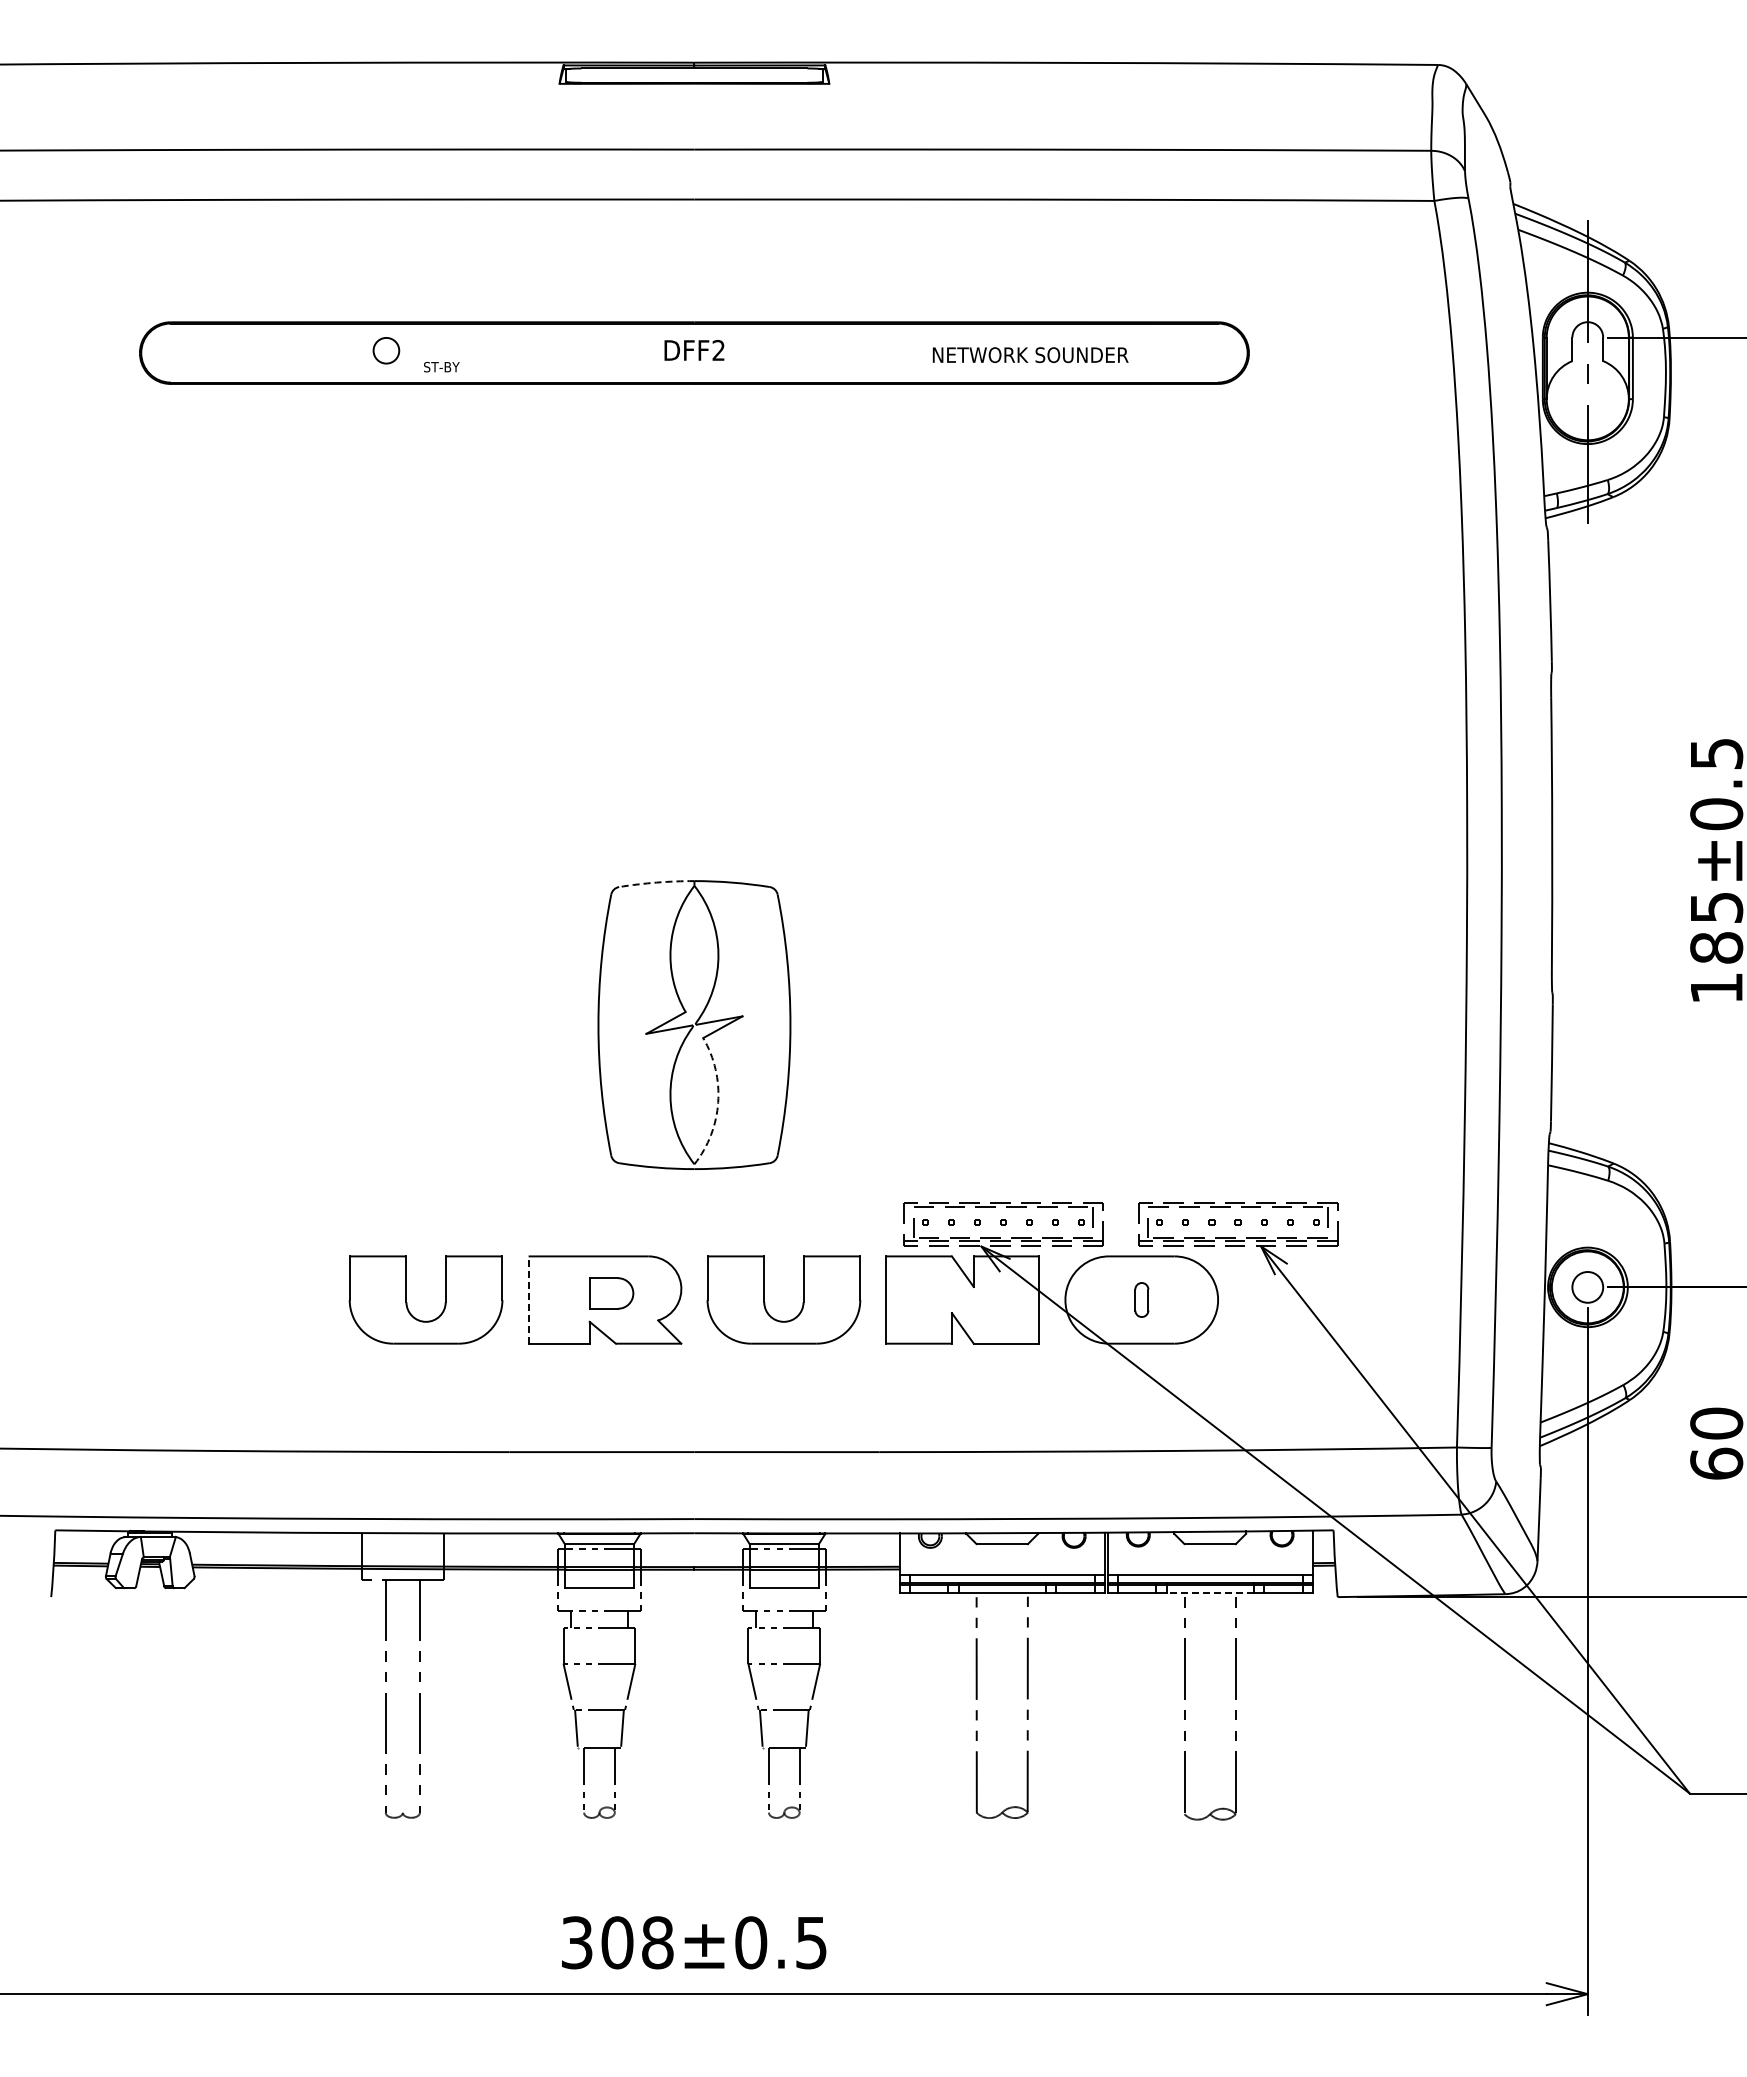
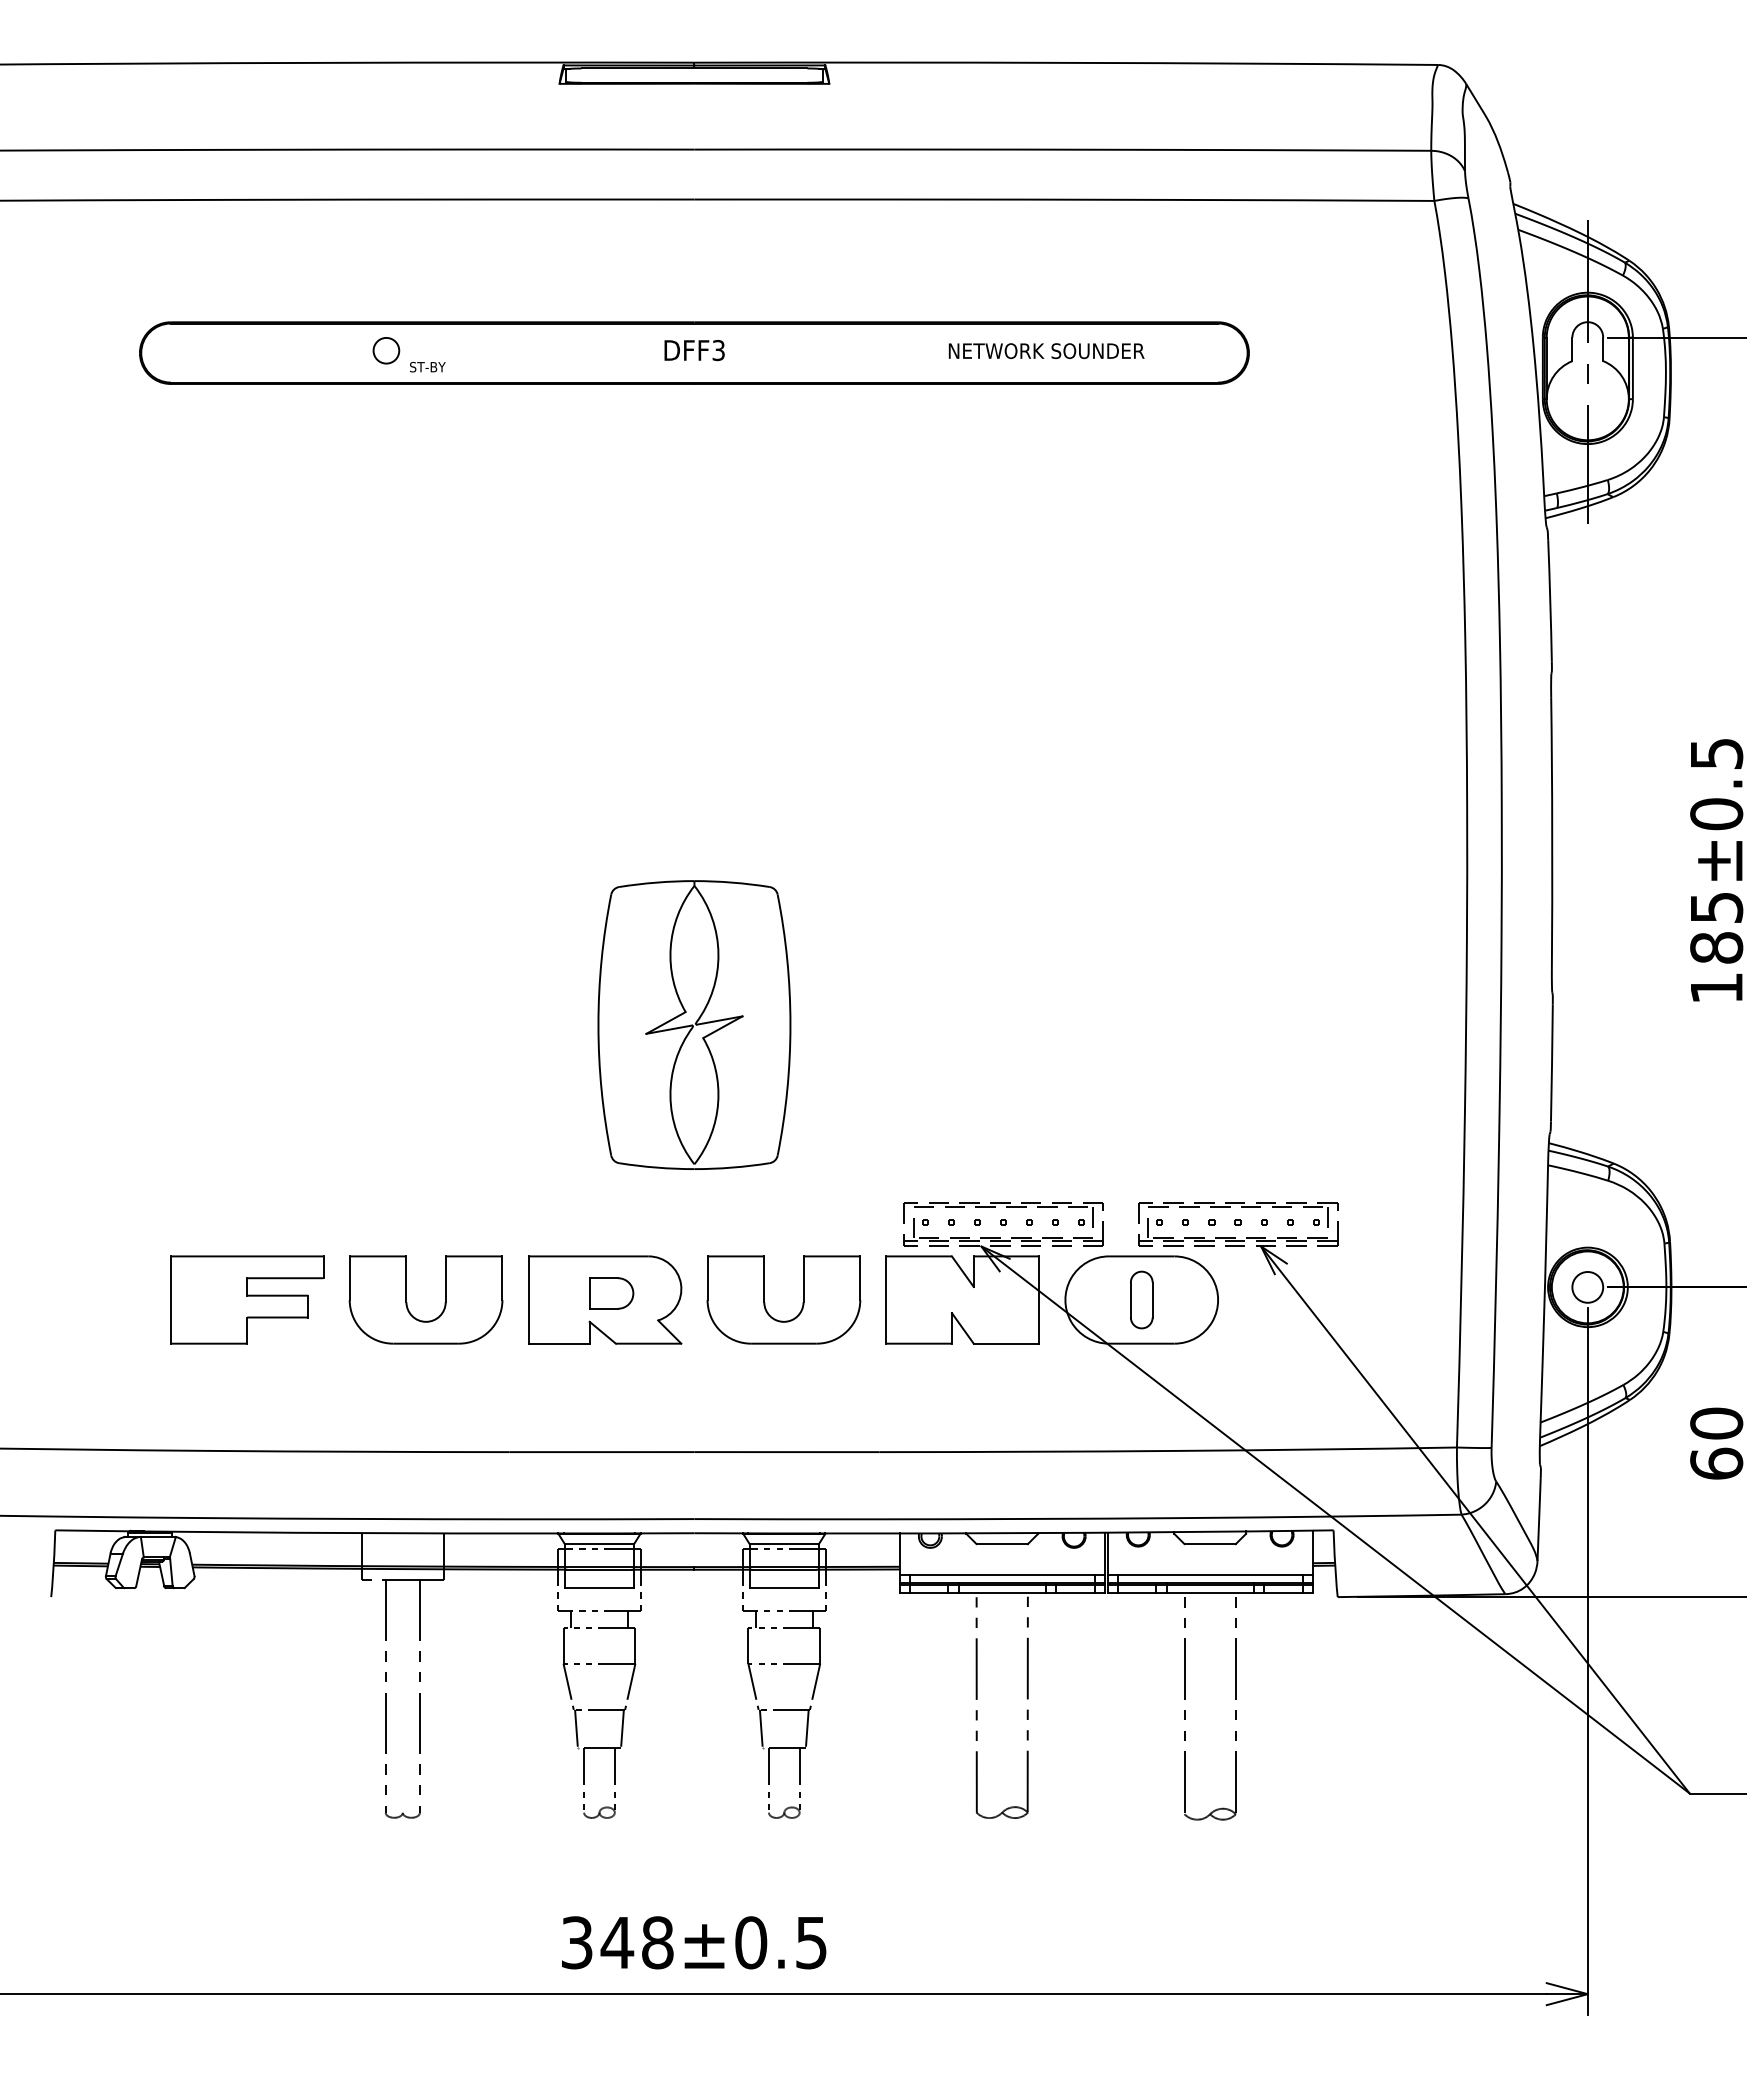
text: DFF2 -> DFF3 (718, 350)
text position: (1030, 355) -> (1046, 351) (1046, 351)
text position: (441, 367) -> (427, 367) (427, 367)
arc: dashed -> solid (656, 882)
arc: dashed -> solid (718, 1102)
part: none -> present (247, 1299)
part size: 16x36 px -> 24x60 px (1141, 1299)
line: dashed -> solid (528, 1300)
line: dashed -> solid (1210, 1592)
text: 308±0.5 -> 348±0.5 (617, 1942)
